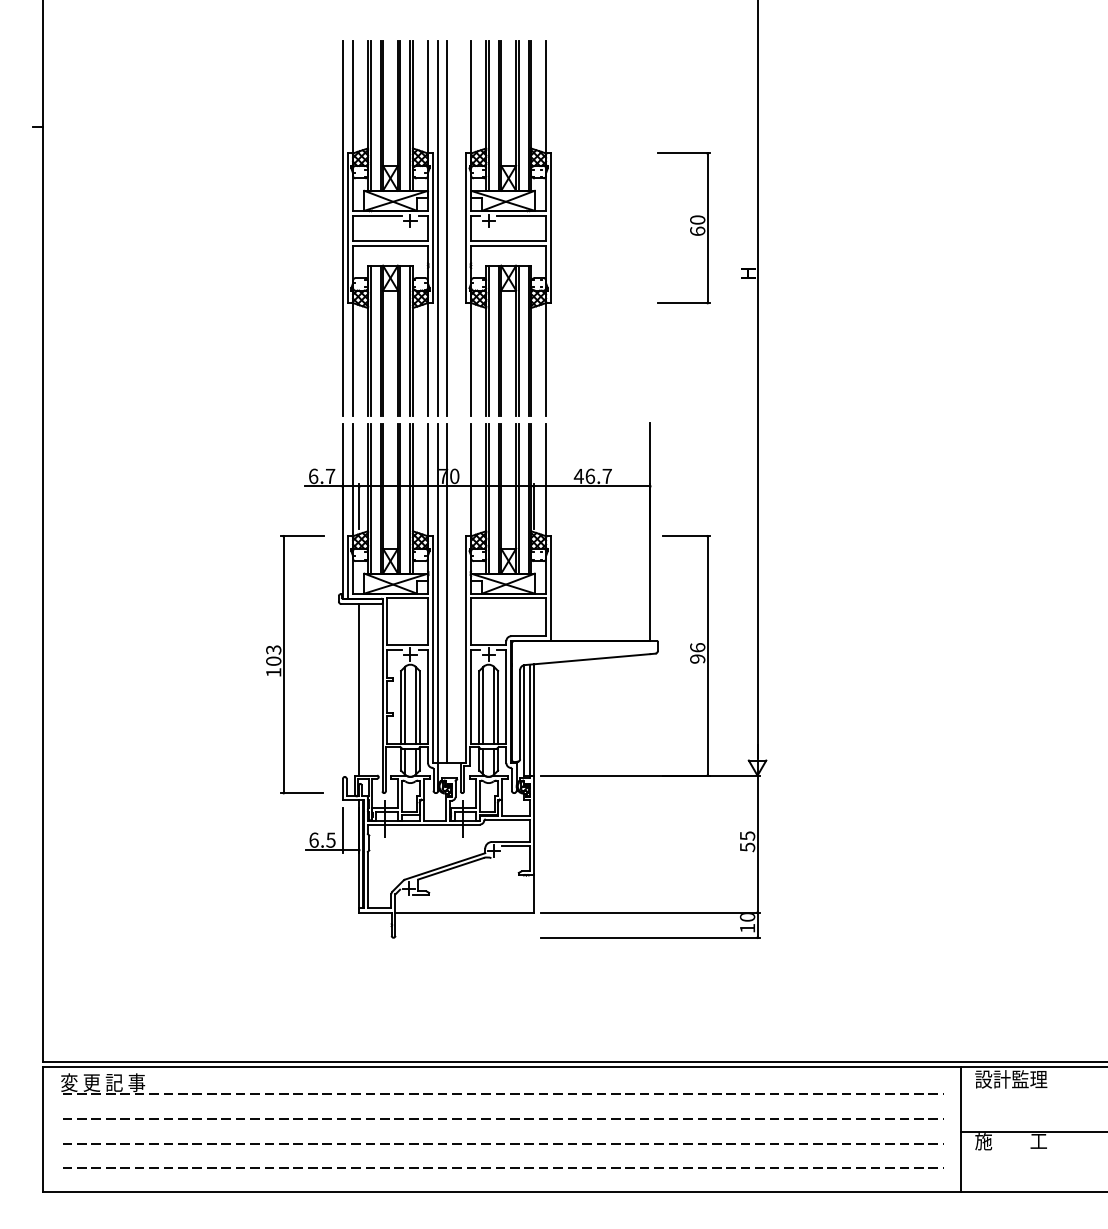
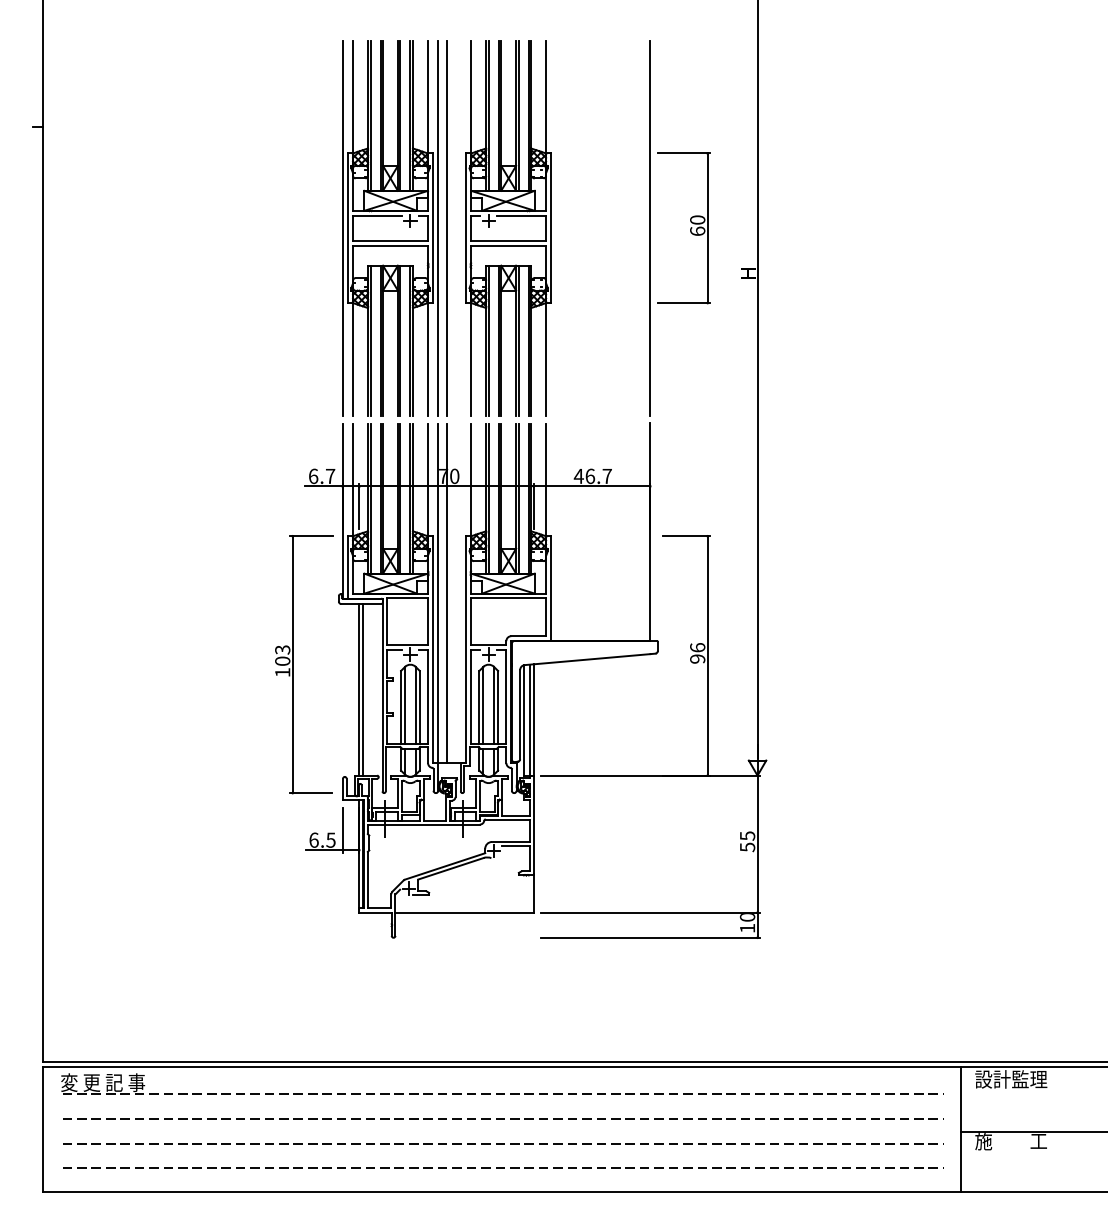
line: none -> present (650, 227)
part position: (284, 664) -> (293, 664) (293, 664)
line: none -> present (363, 689)
